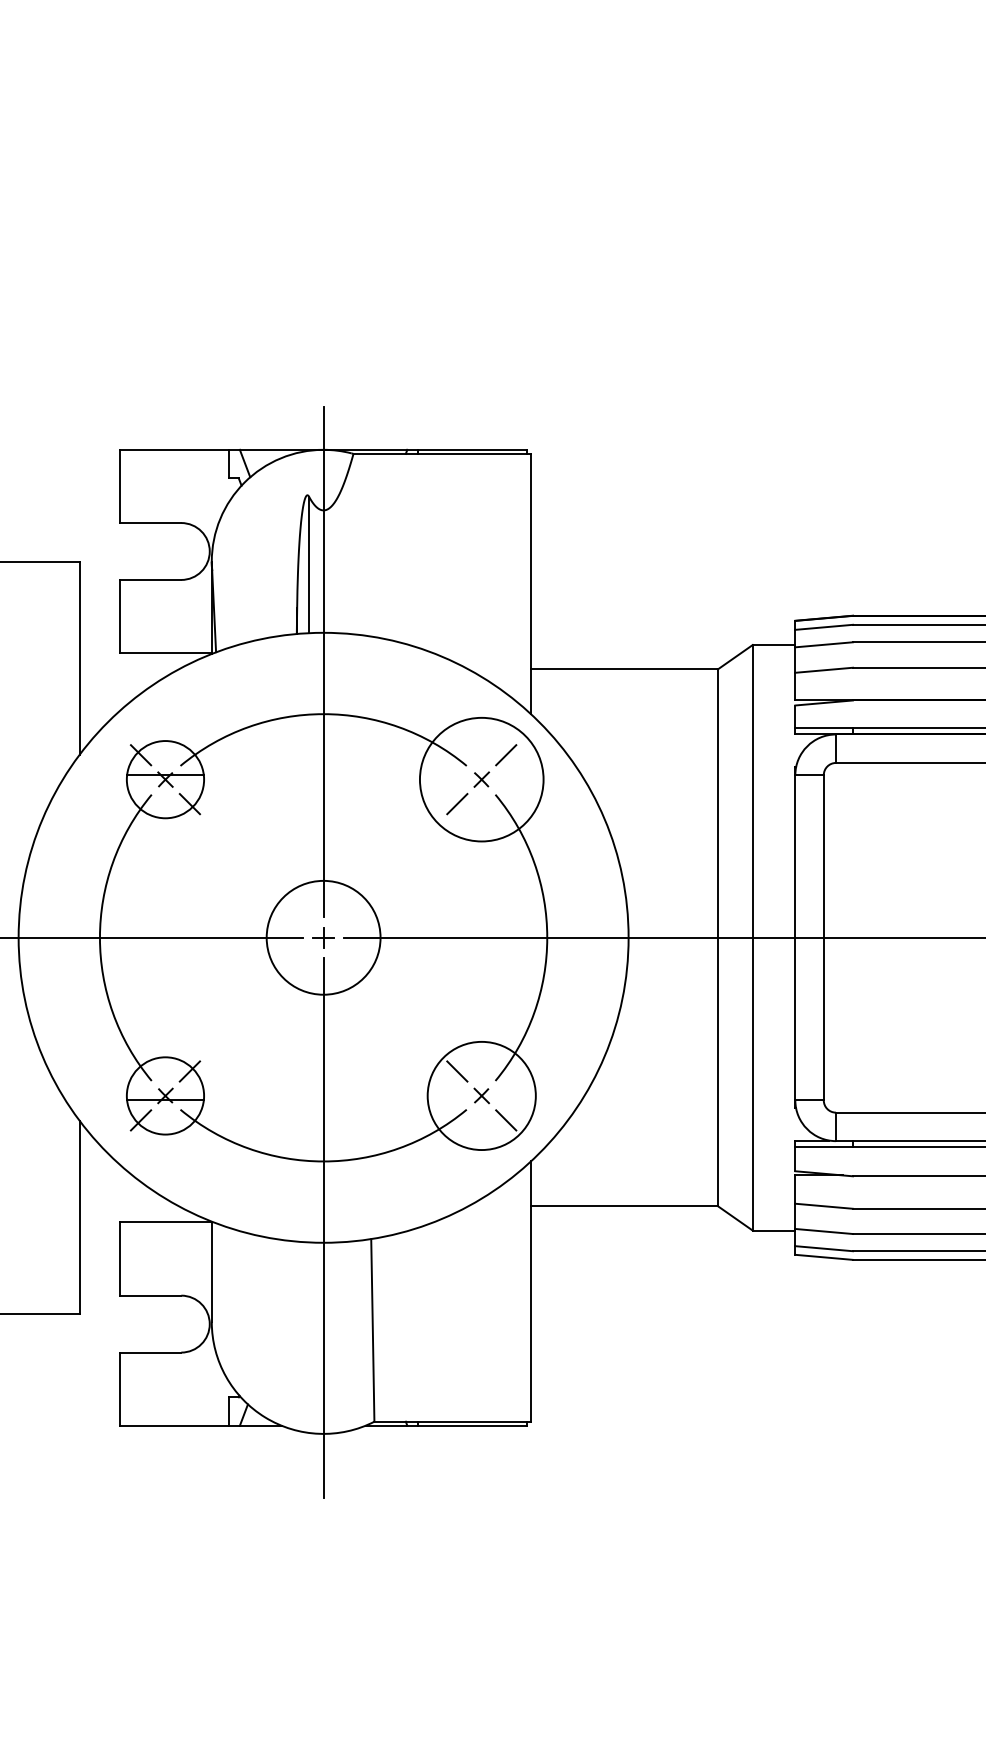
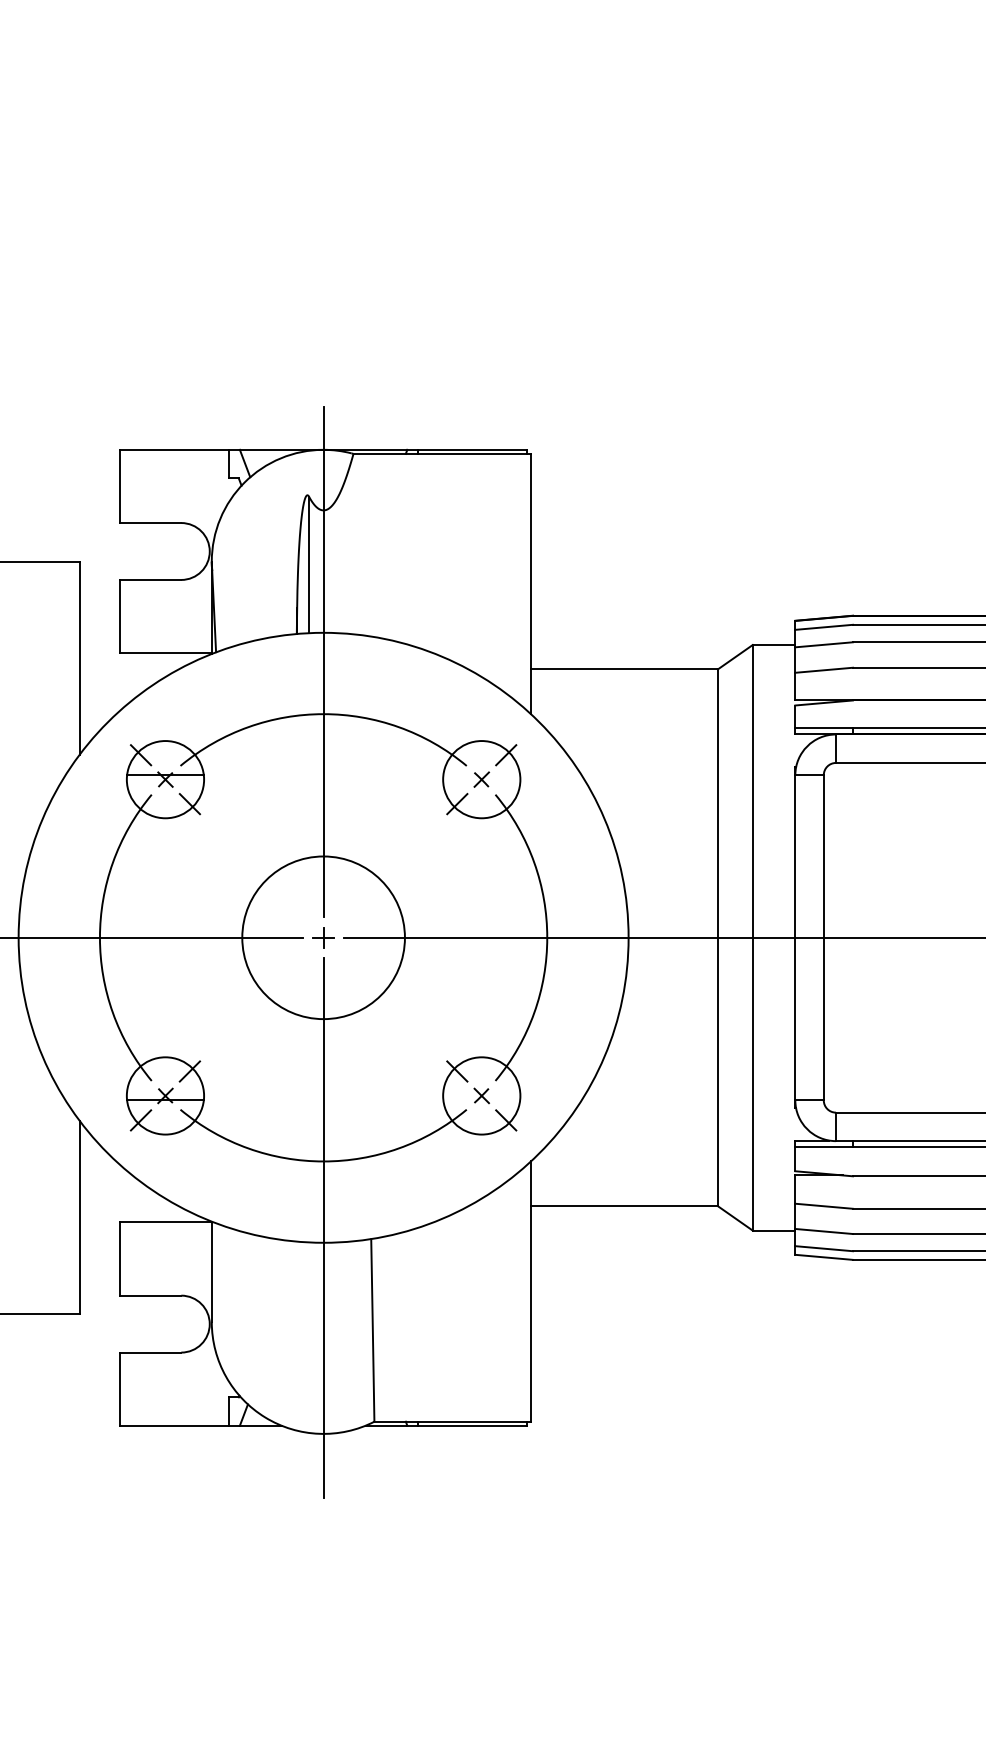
circle diameter: 124 px -> 77 px (481, 779)
circle diameter: 114 px -> 163 px (323, 937)
circle diameter: 108 px -> 77 px (481, 1095)
